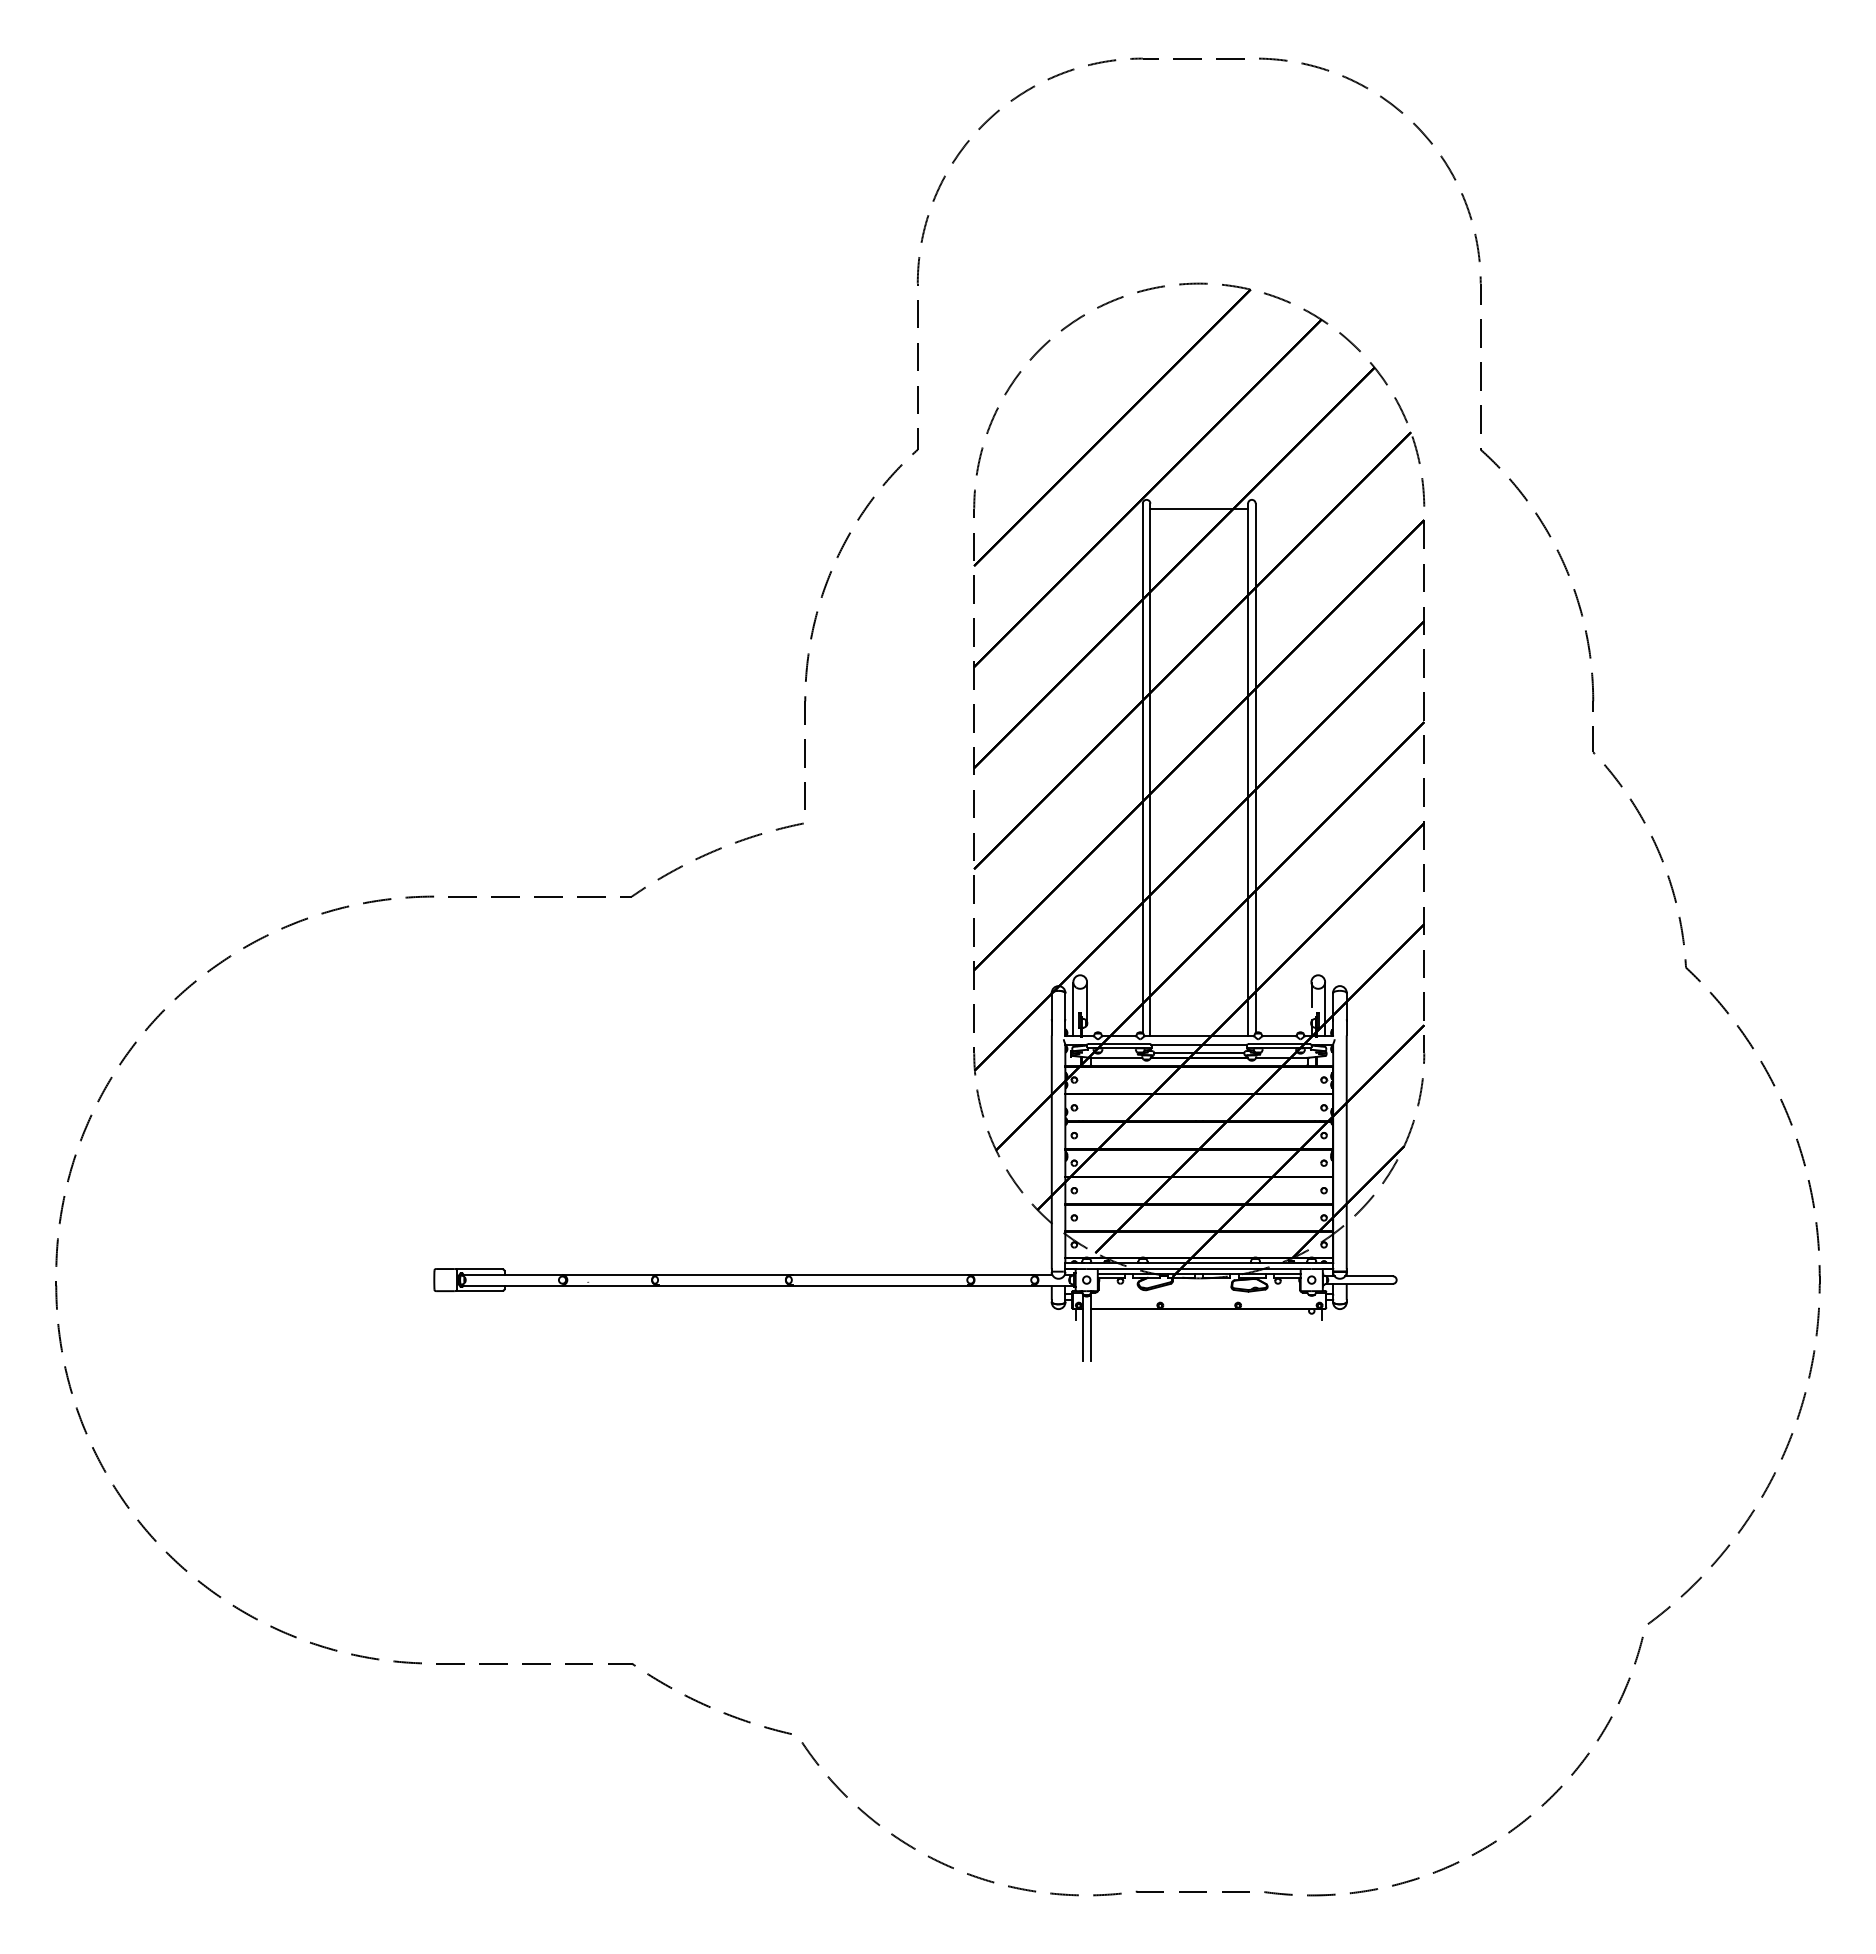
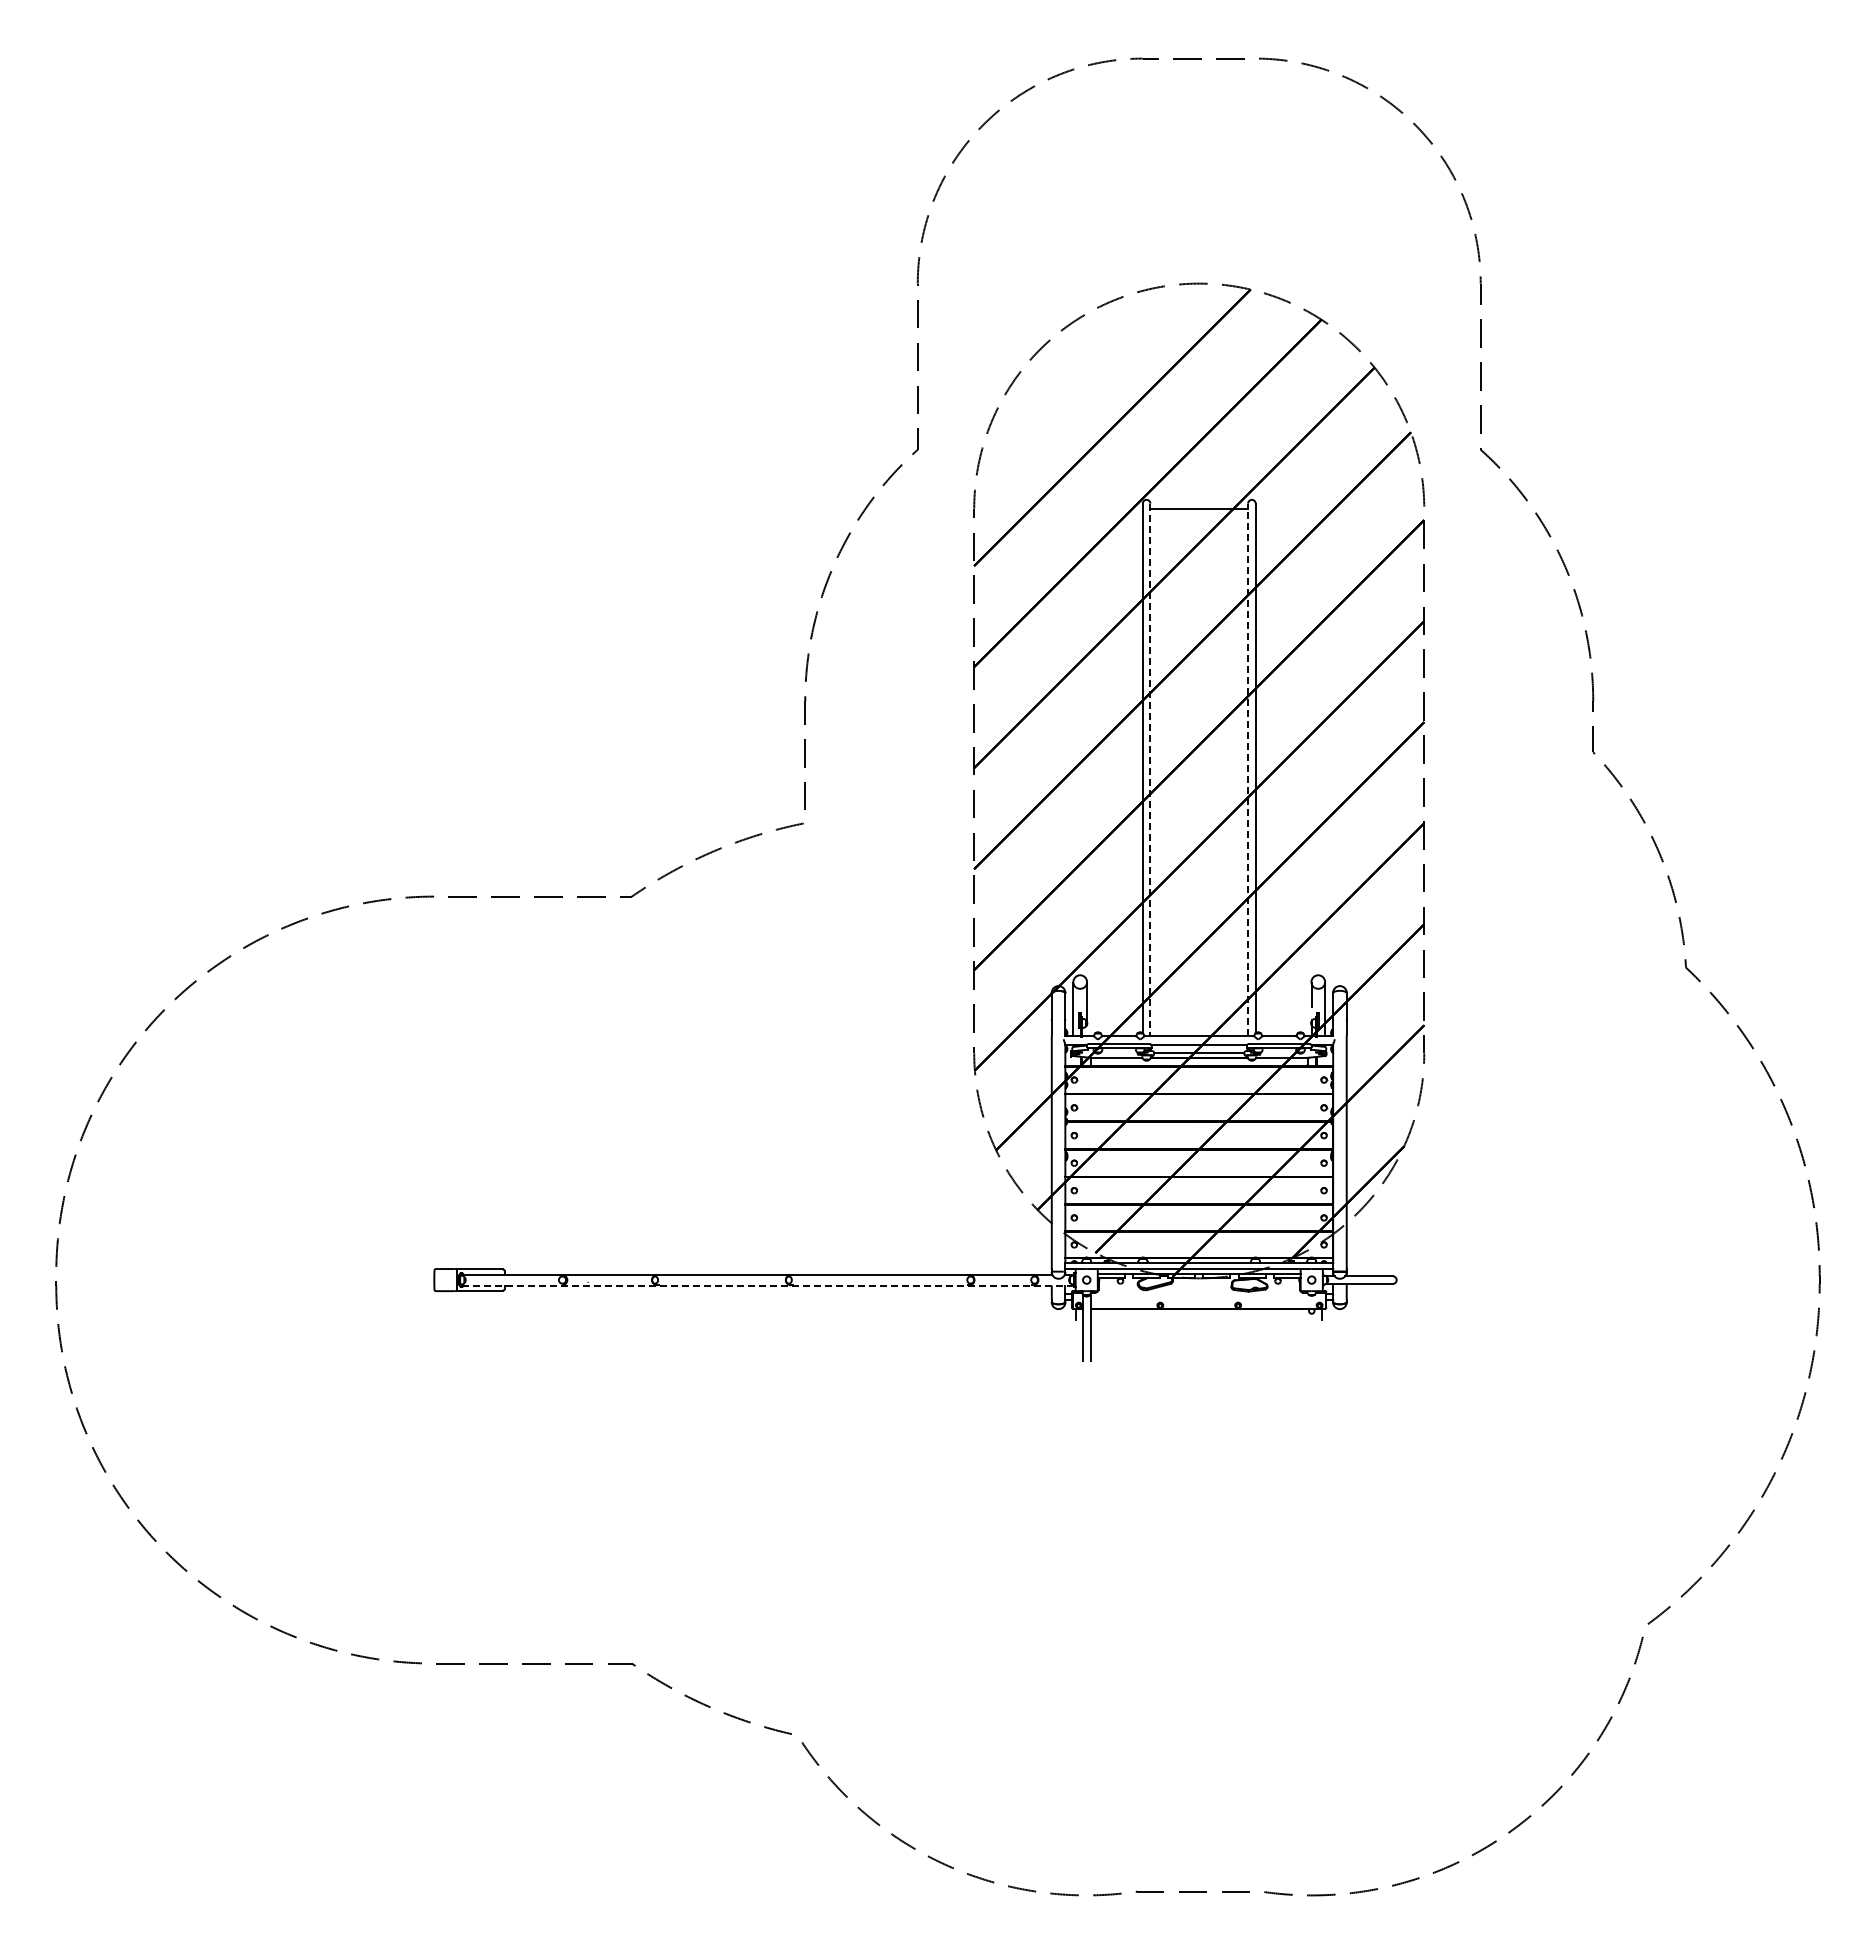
line: solid -> dashed (1248, 769)
line: solid -> dashed (1150, 770)
line: solid -> dashed (768, 1285)
